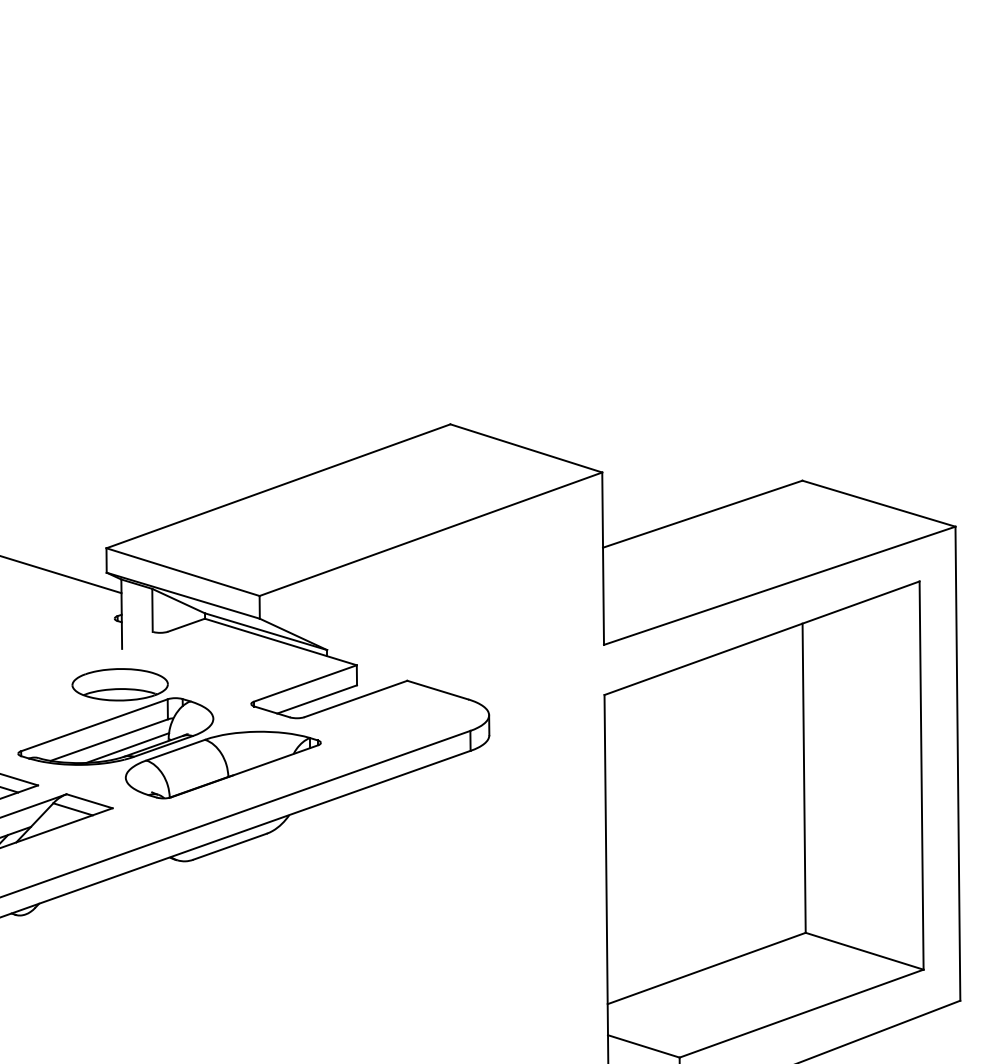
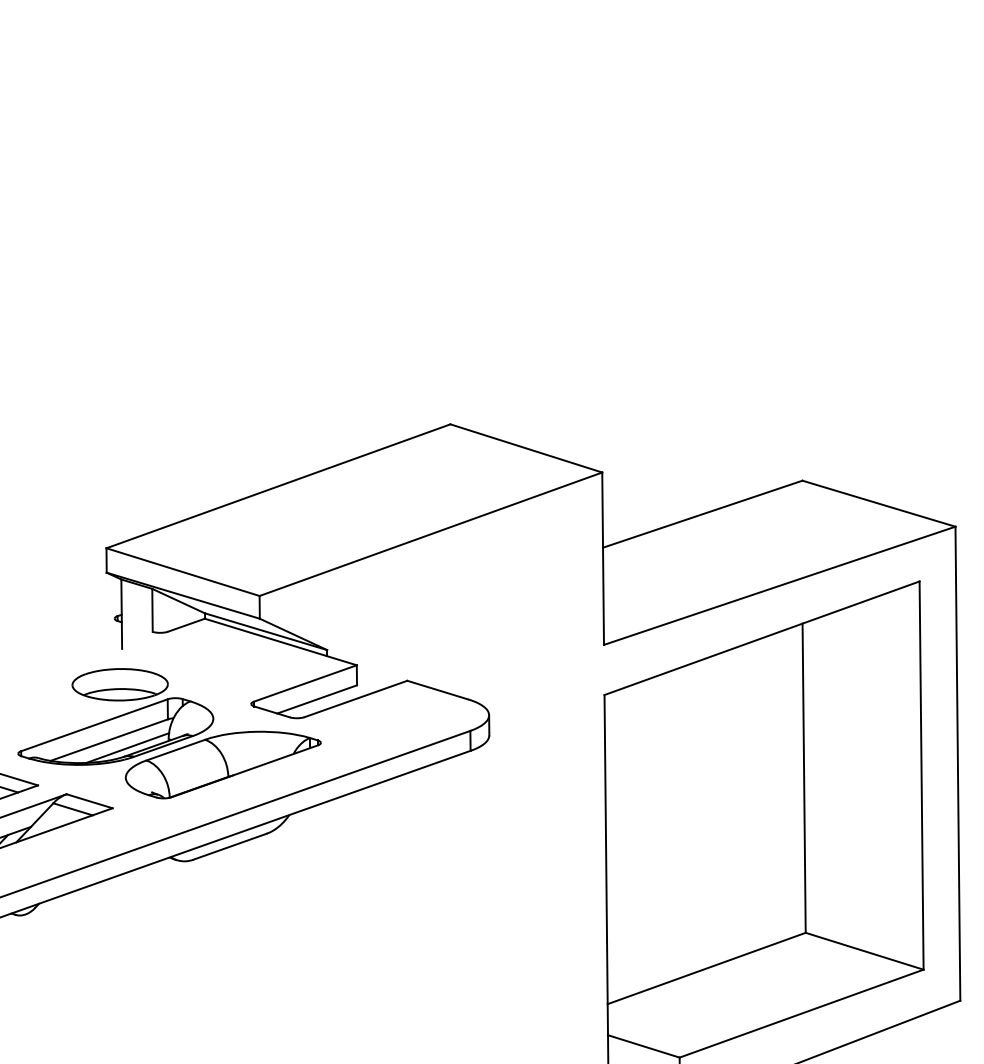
line: present -> none (61, 574)
